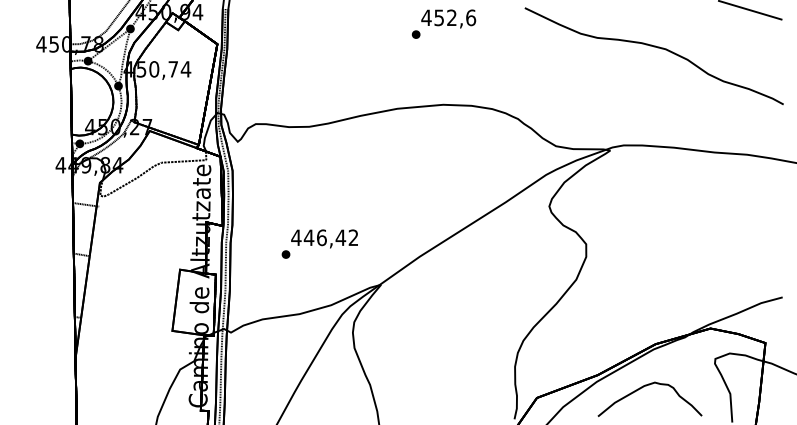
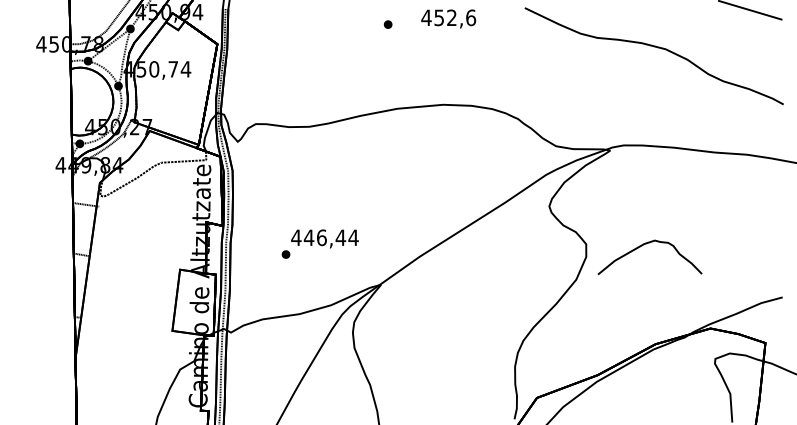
part position: (415, 34) -> (387, 24) (387, 24)
text: 446,42 -> 446,44 (353, 237)
curve position: (642, 388) -> (642, 246) (642, 246)
